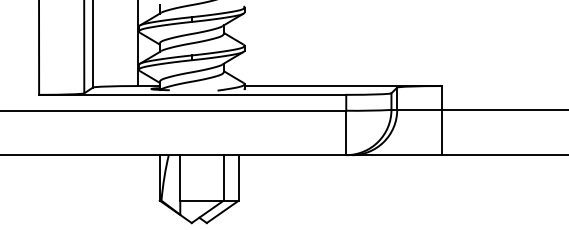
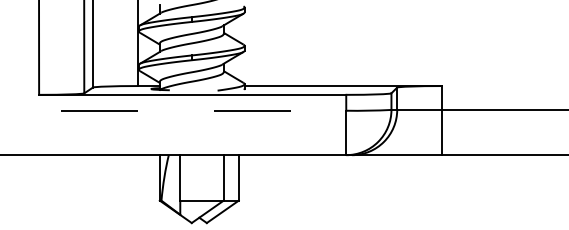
line: solid -> dashed (173, 110)
